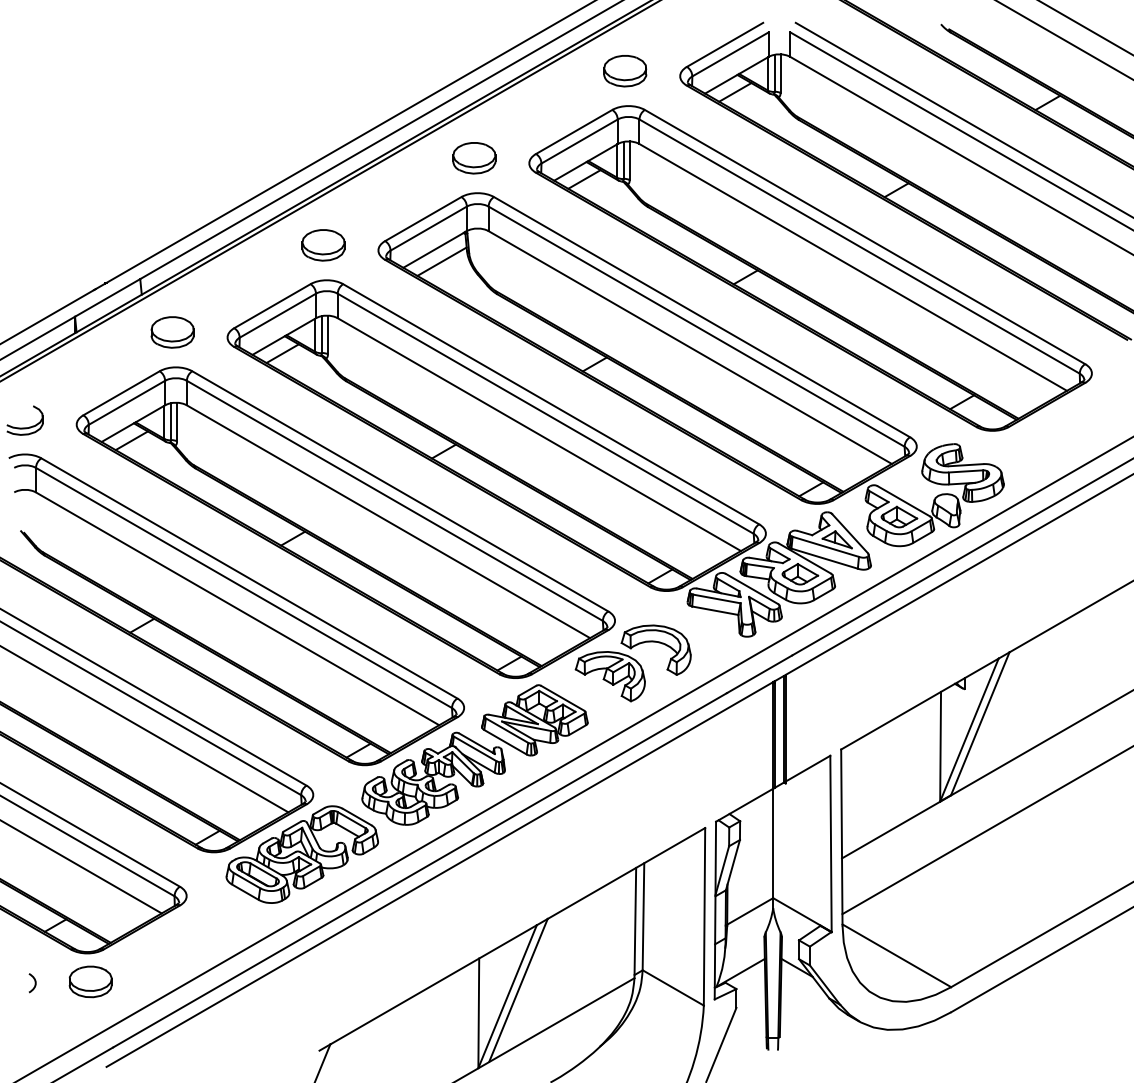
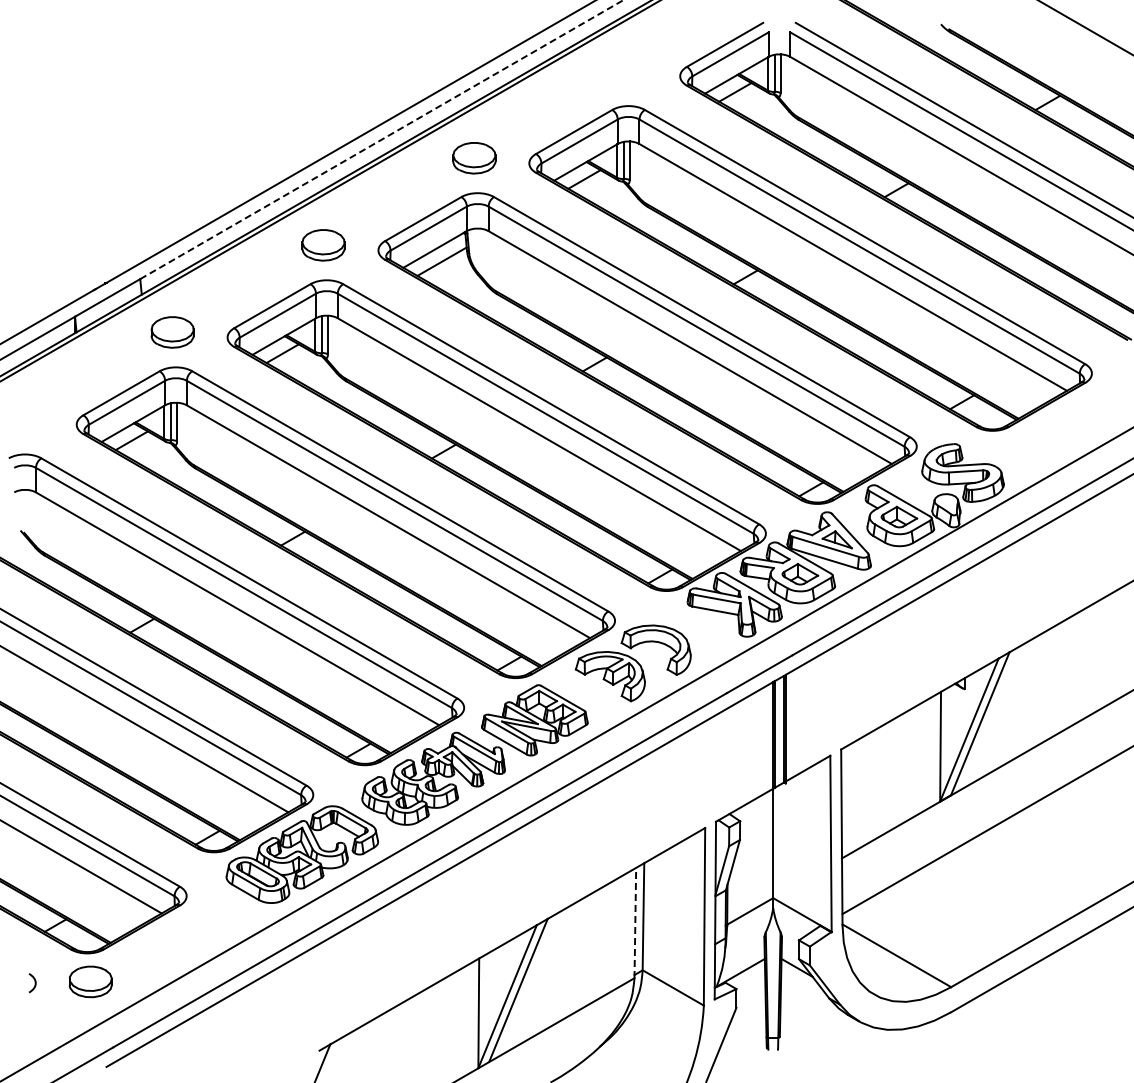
line: present -> none (1064, 40)
part: present -> none (625, 71)
line: solid -> dashed (381, 139)
part: present -> none (24, 427)
line position: (575, 758) -> (567, 754) (567, 754)
line: solid -> dashed (635, 922)
